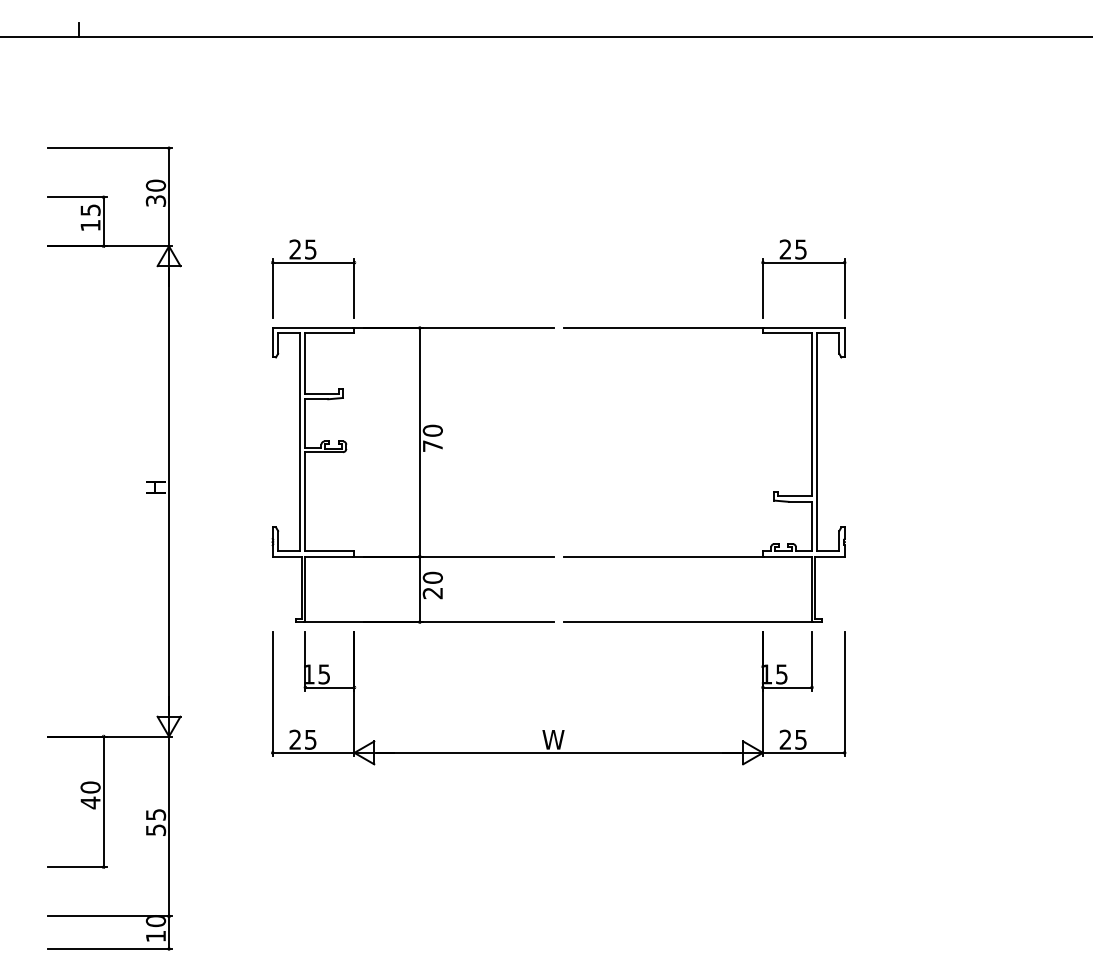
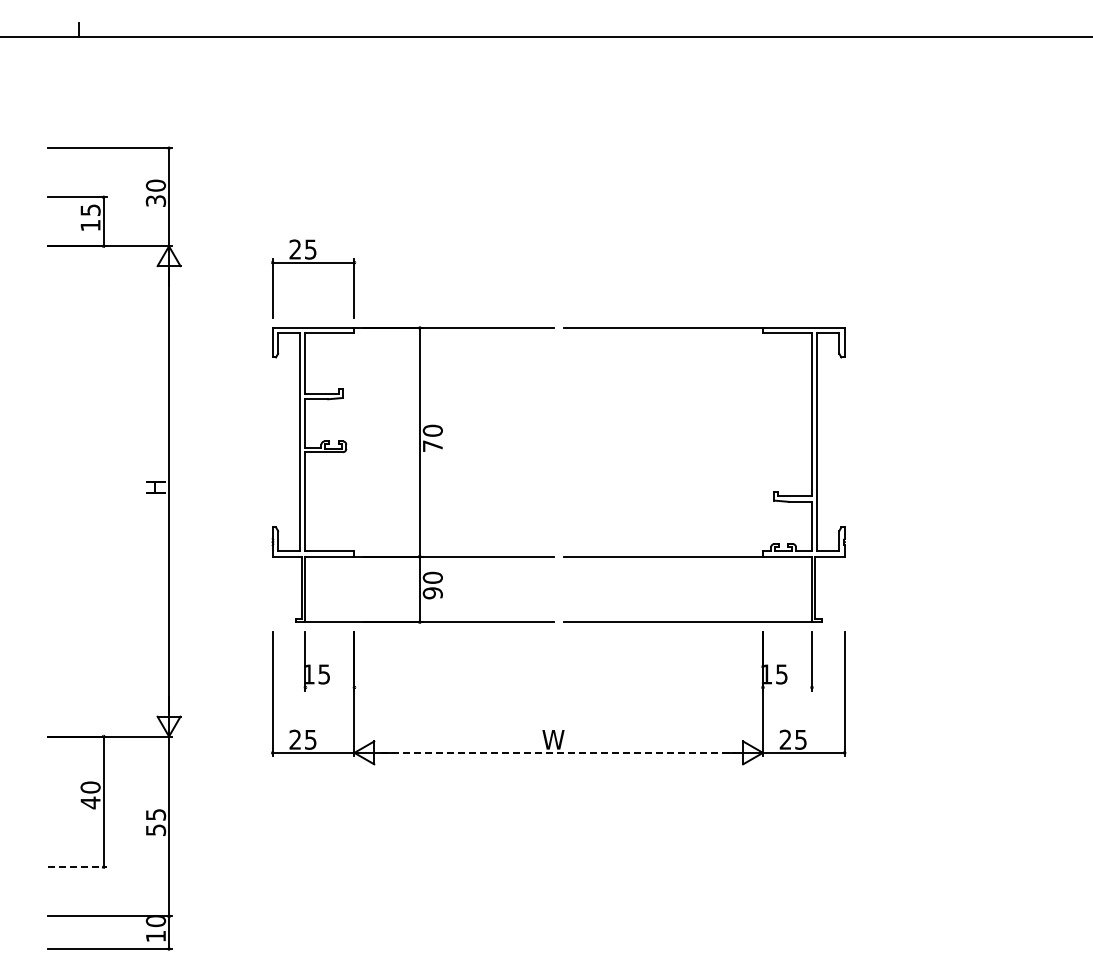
part: present -> none (803, 263)
text: 20 -> 90 (432, 593)
line: present -> none (329, 687)
line: present -> none (787, 687)
line: solid -> dashed (558, 752)
line: solid -> dashed (78, 867)
